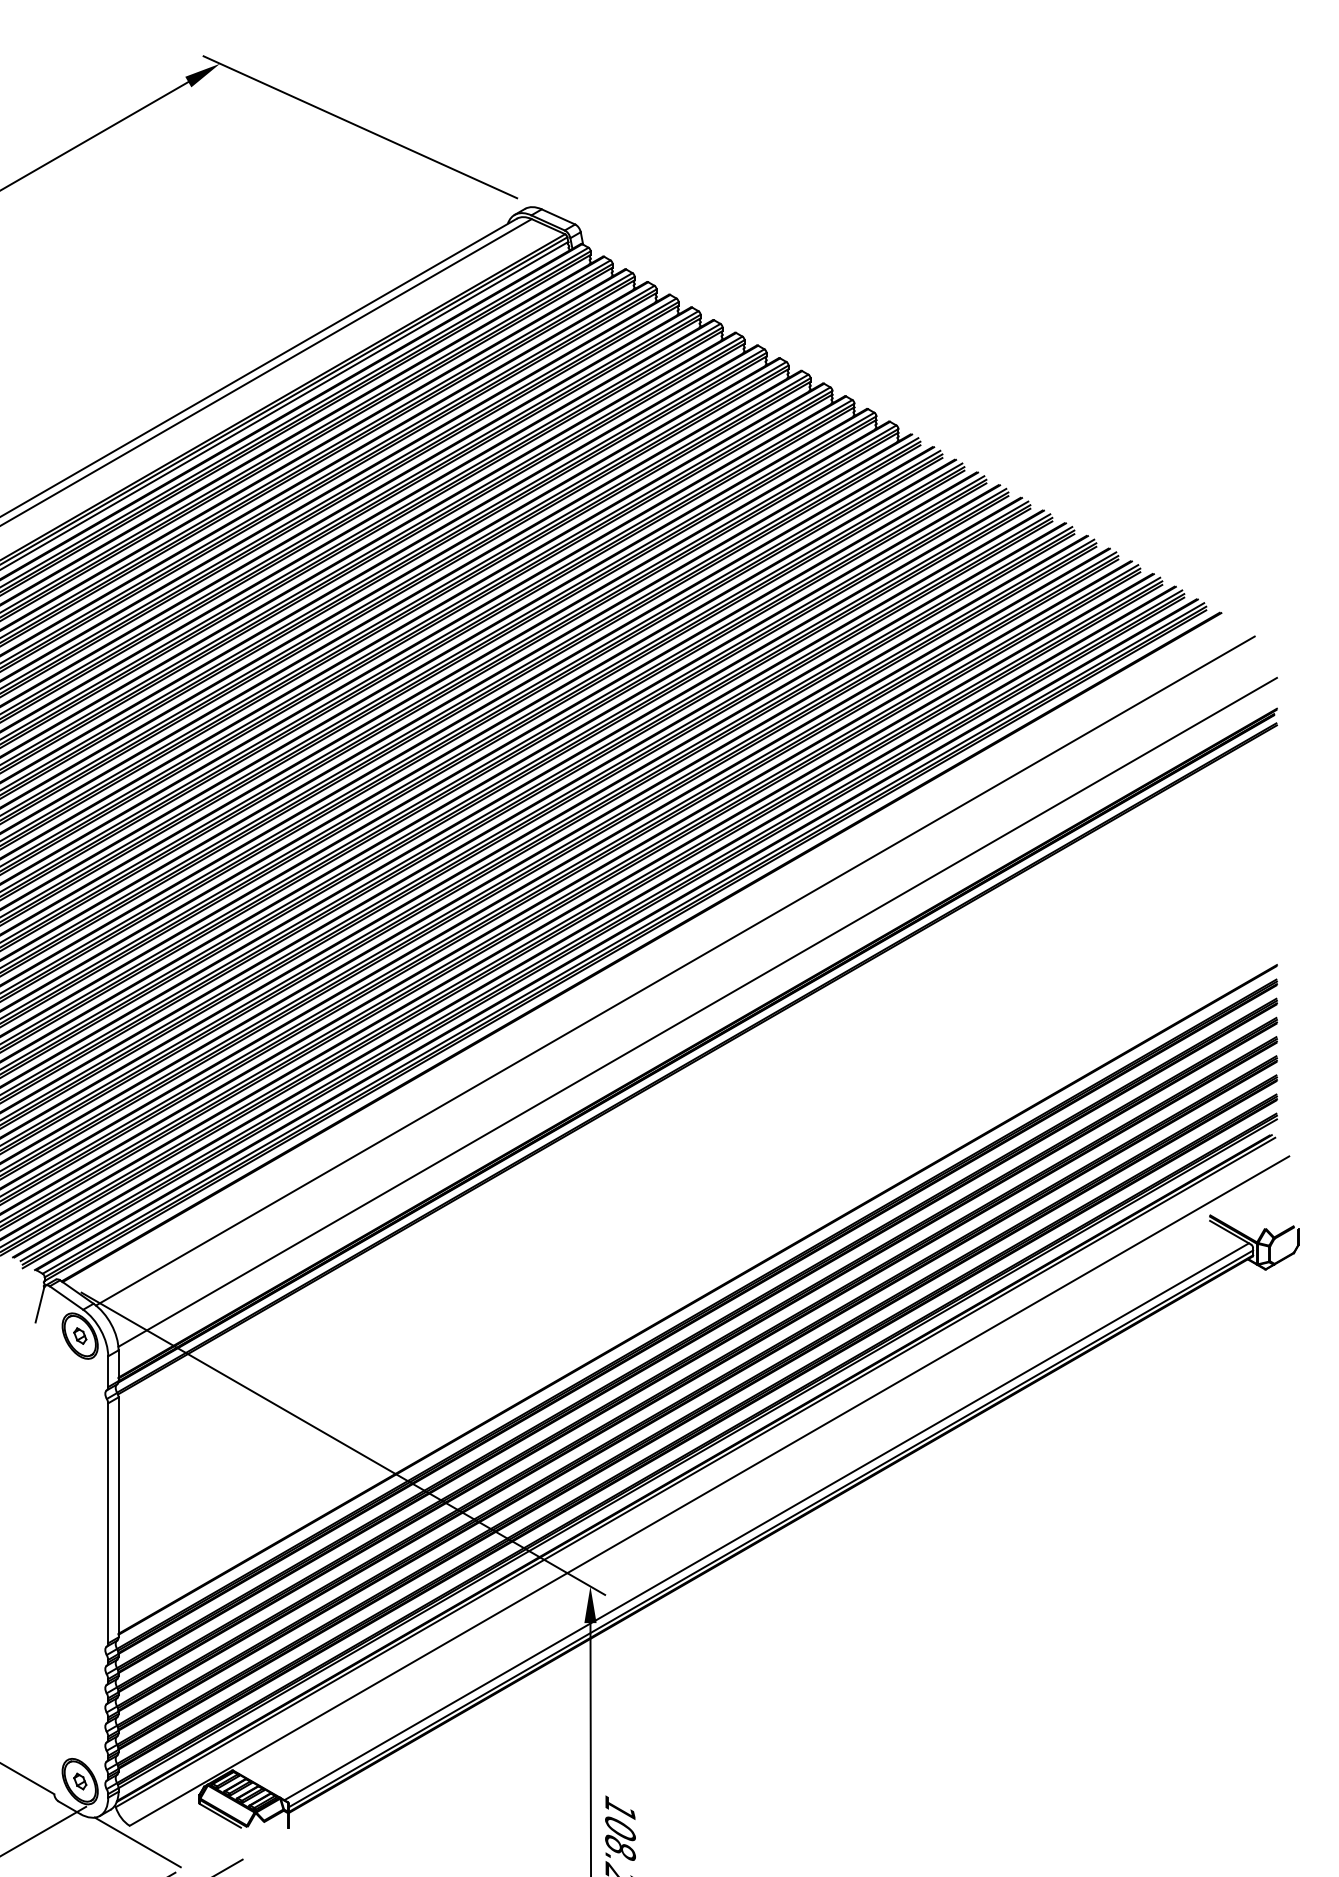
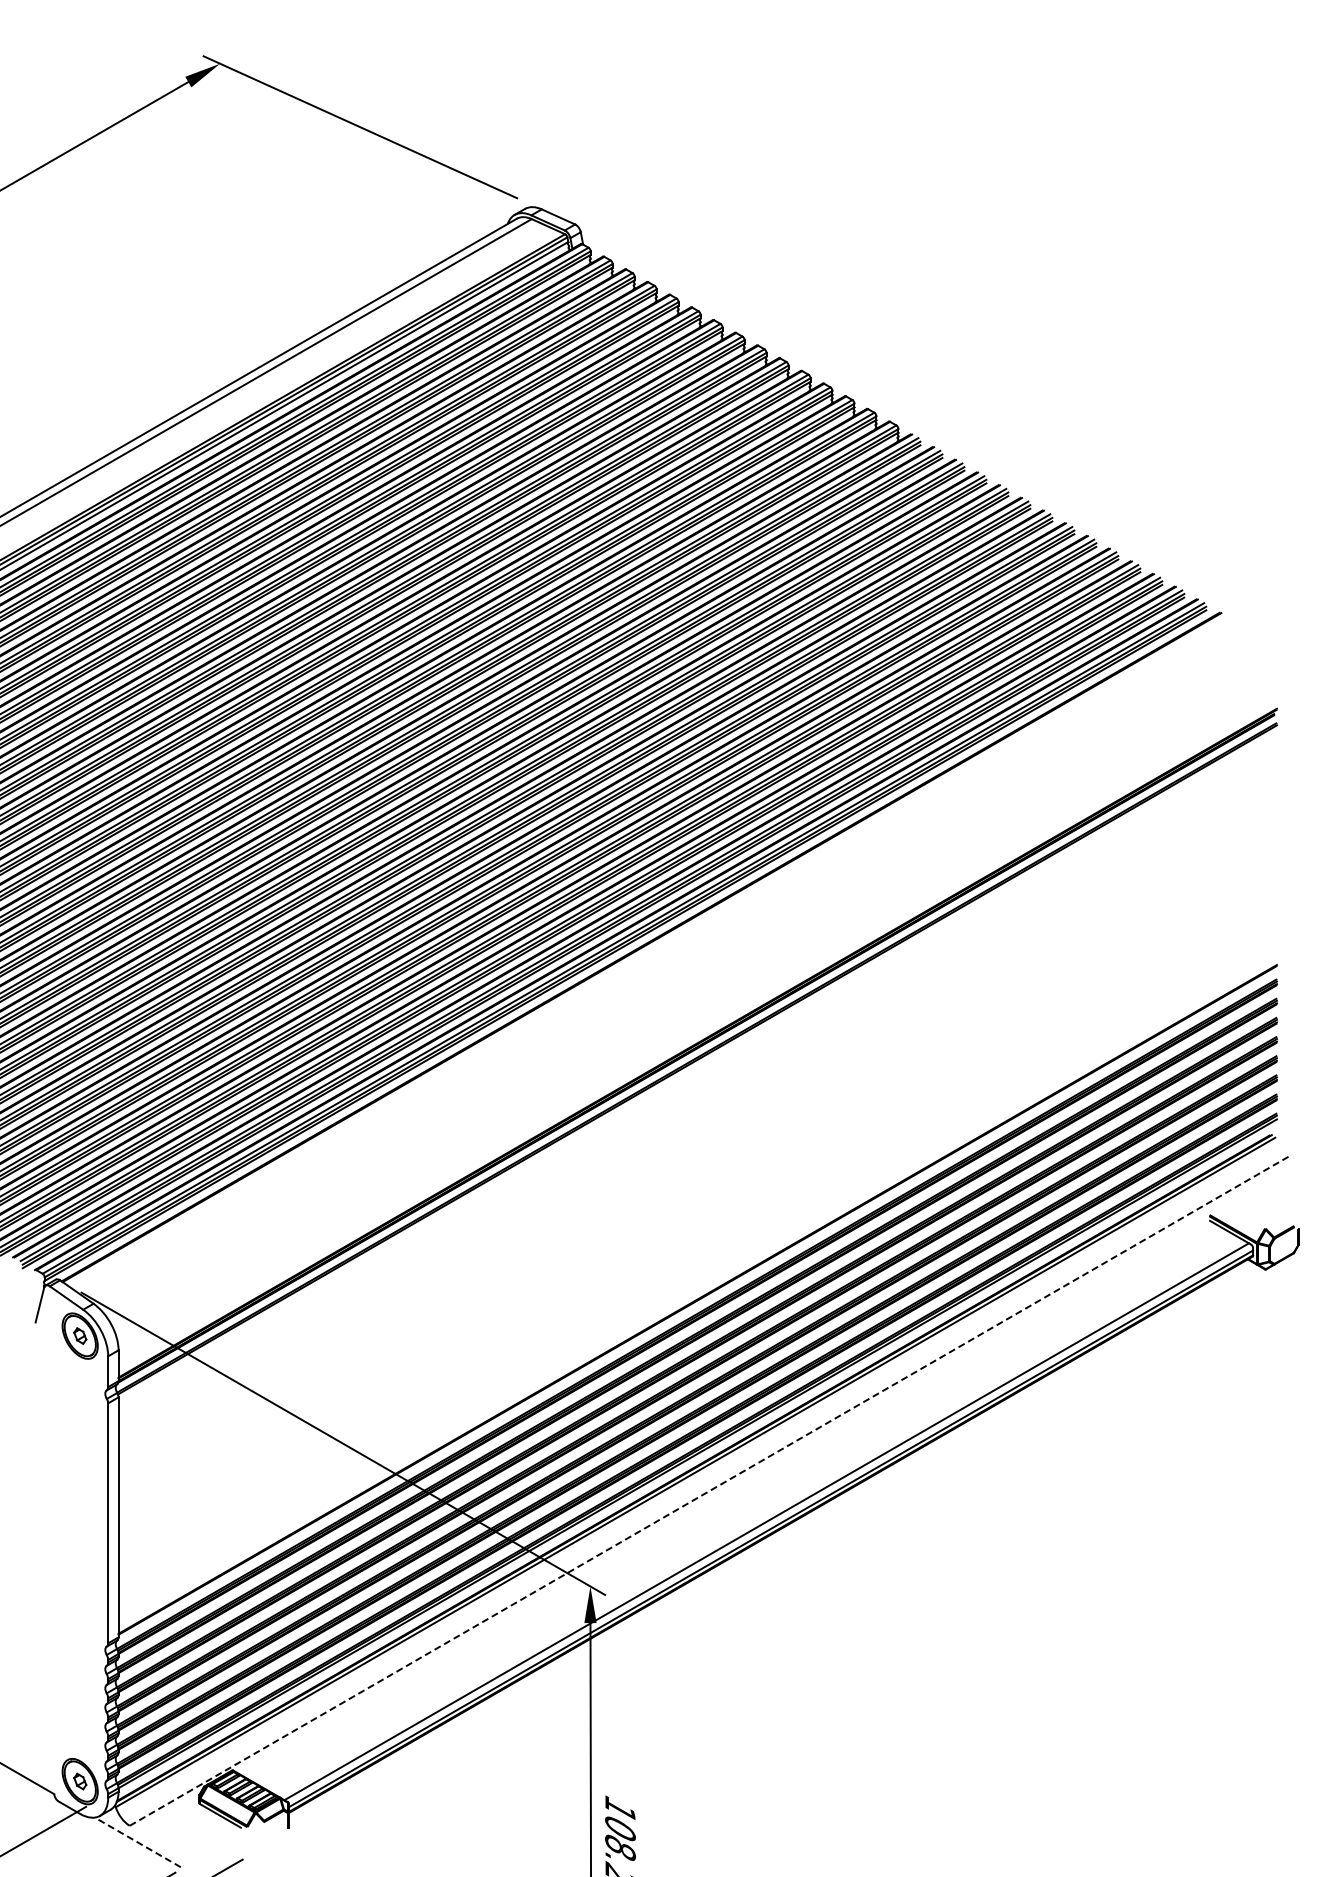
line: present -> none (674, 970)
line: present -> none (697, 1011)
line: solid -> dashed (709, 1490)
line: solid -> dashed (137, 1842)
